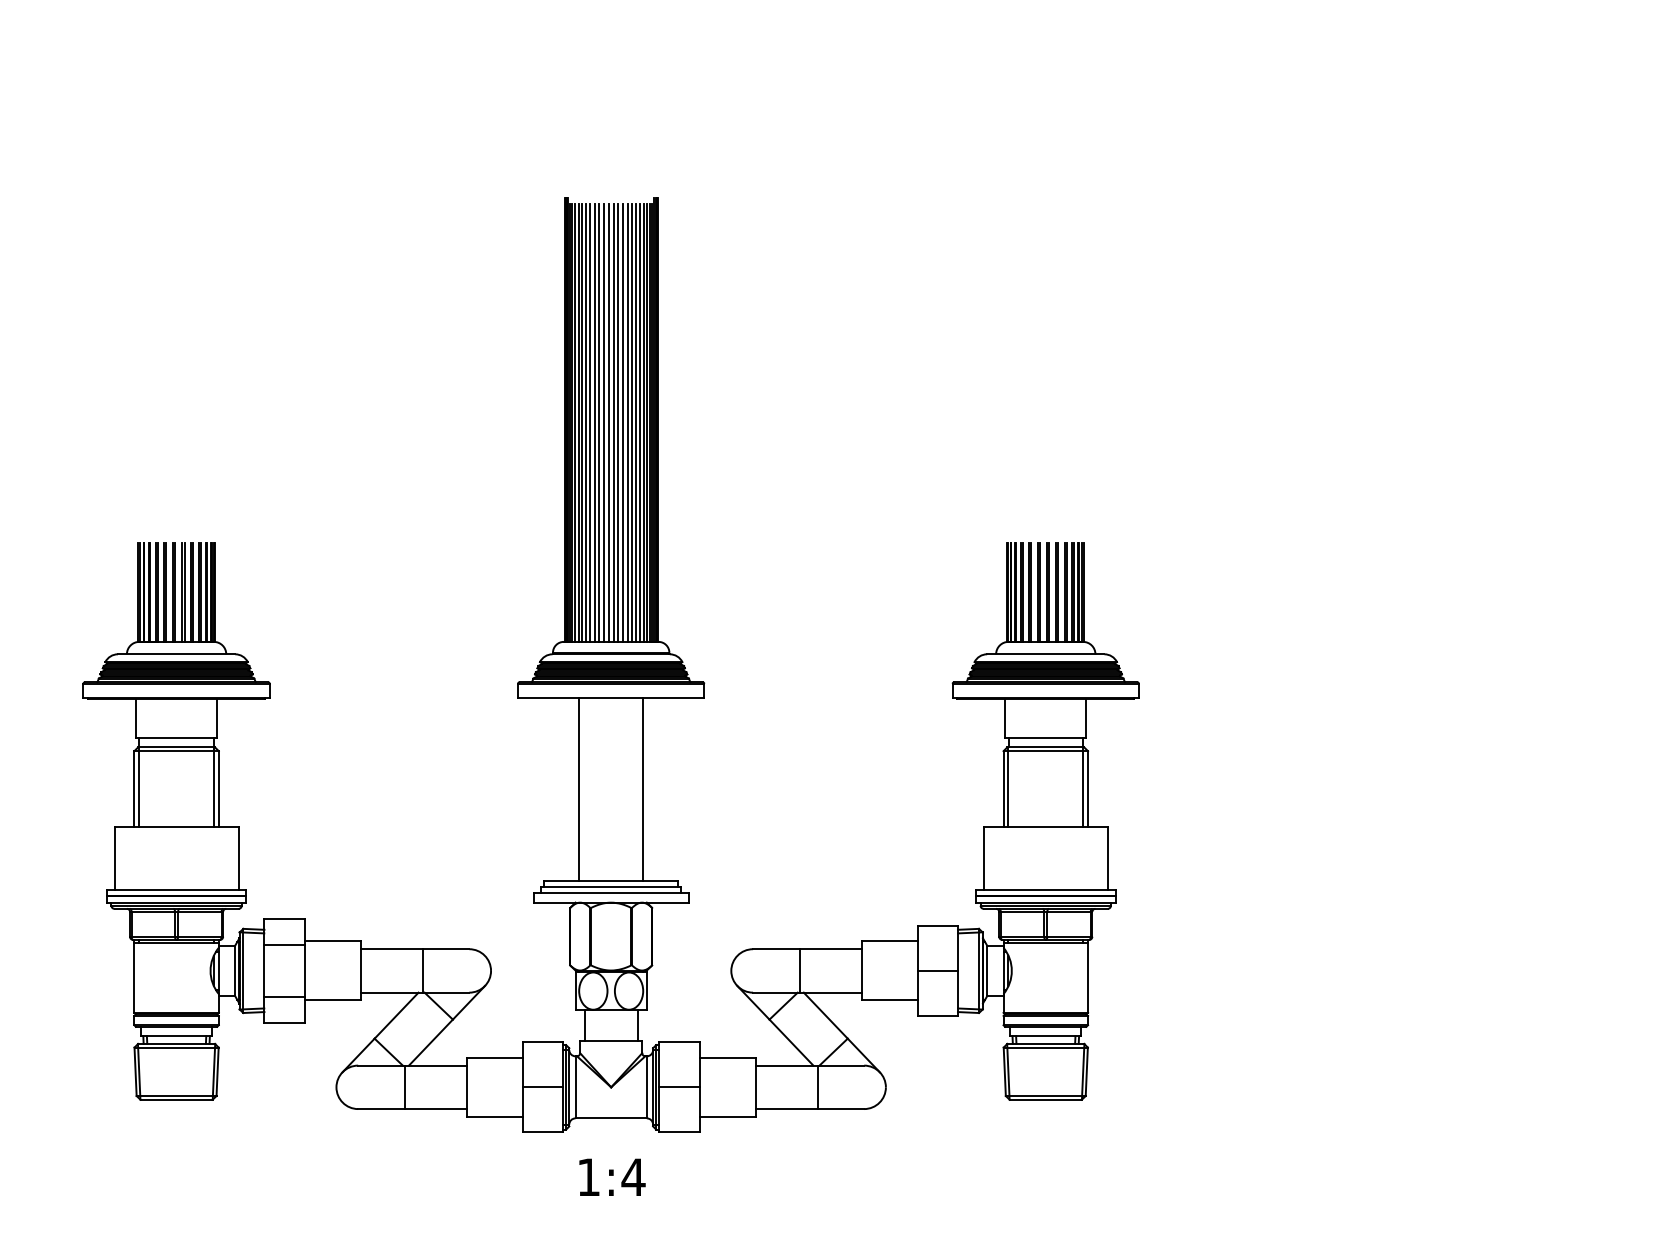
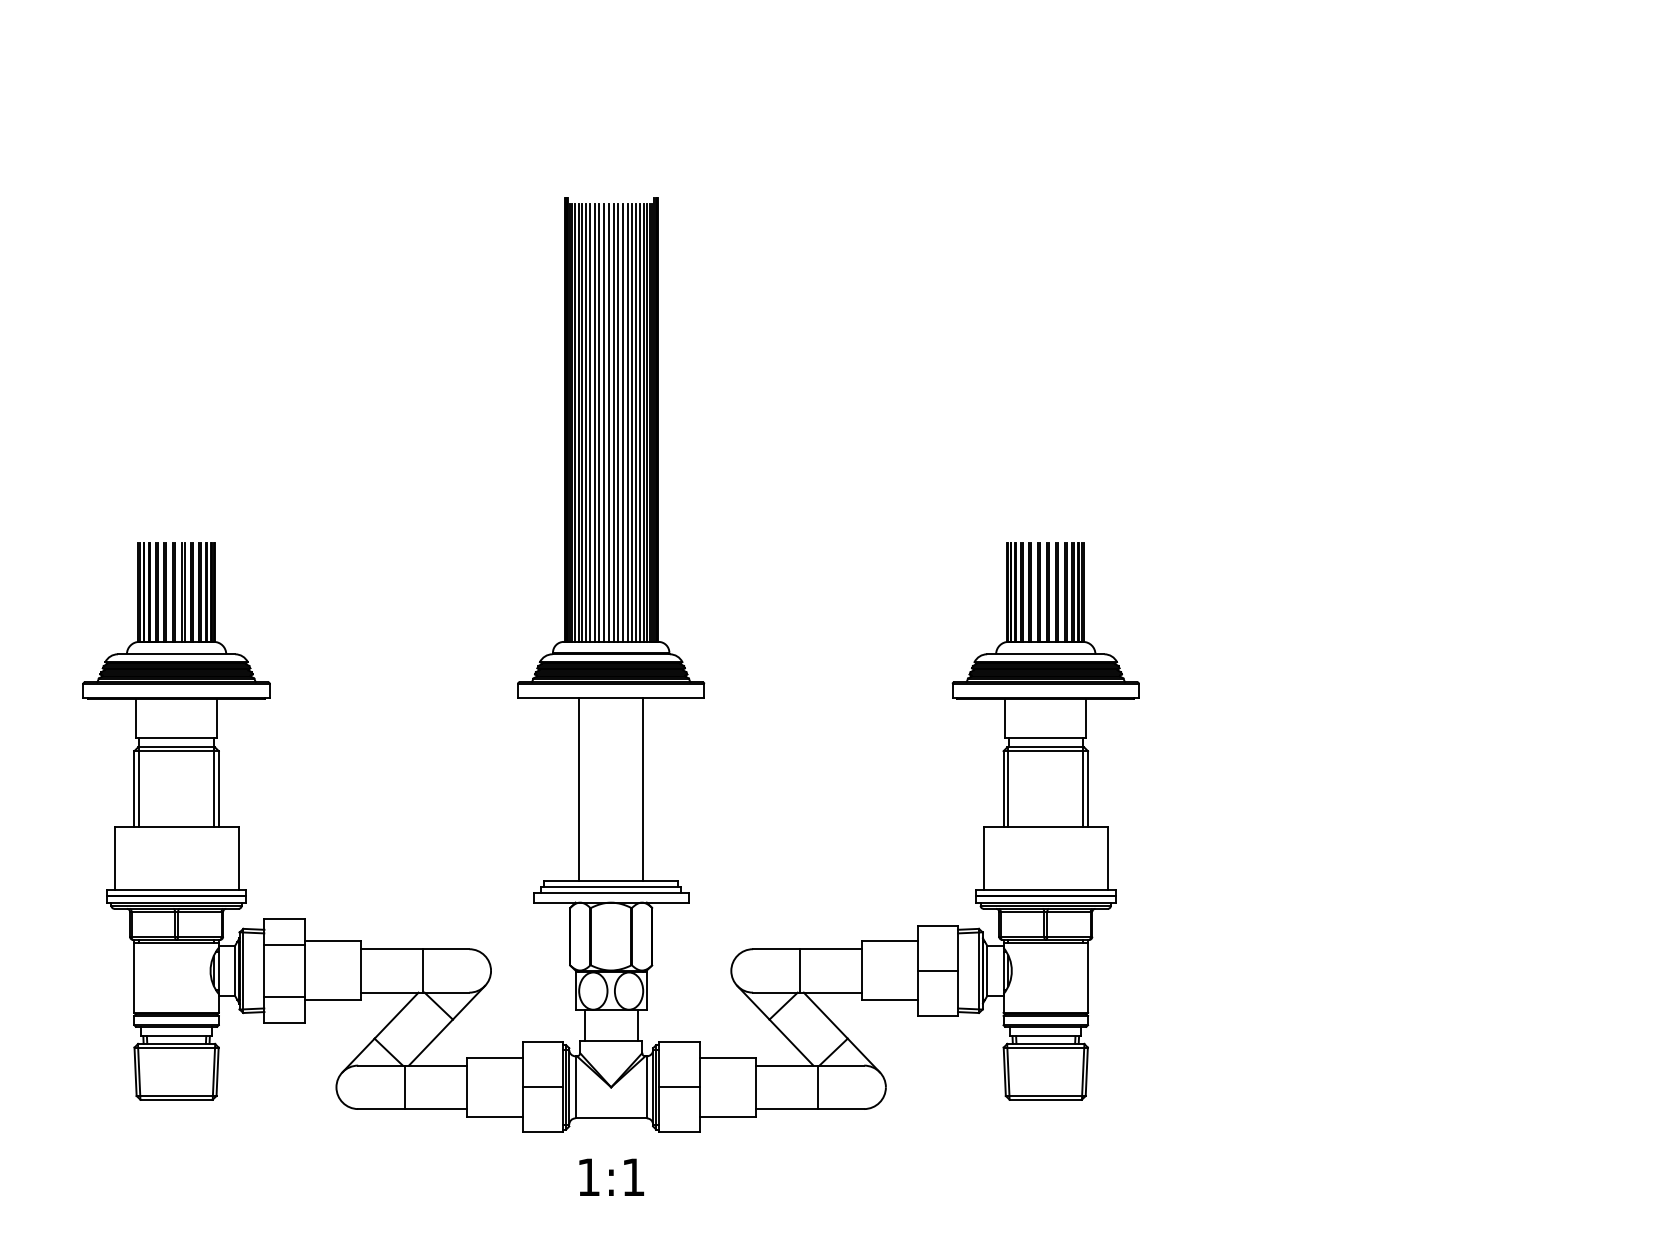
text: 1:4 -> 1:1 (633, 1176)
